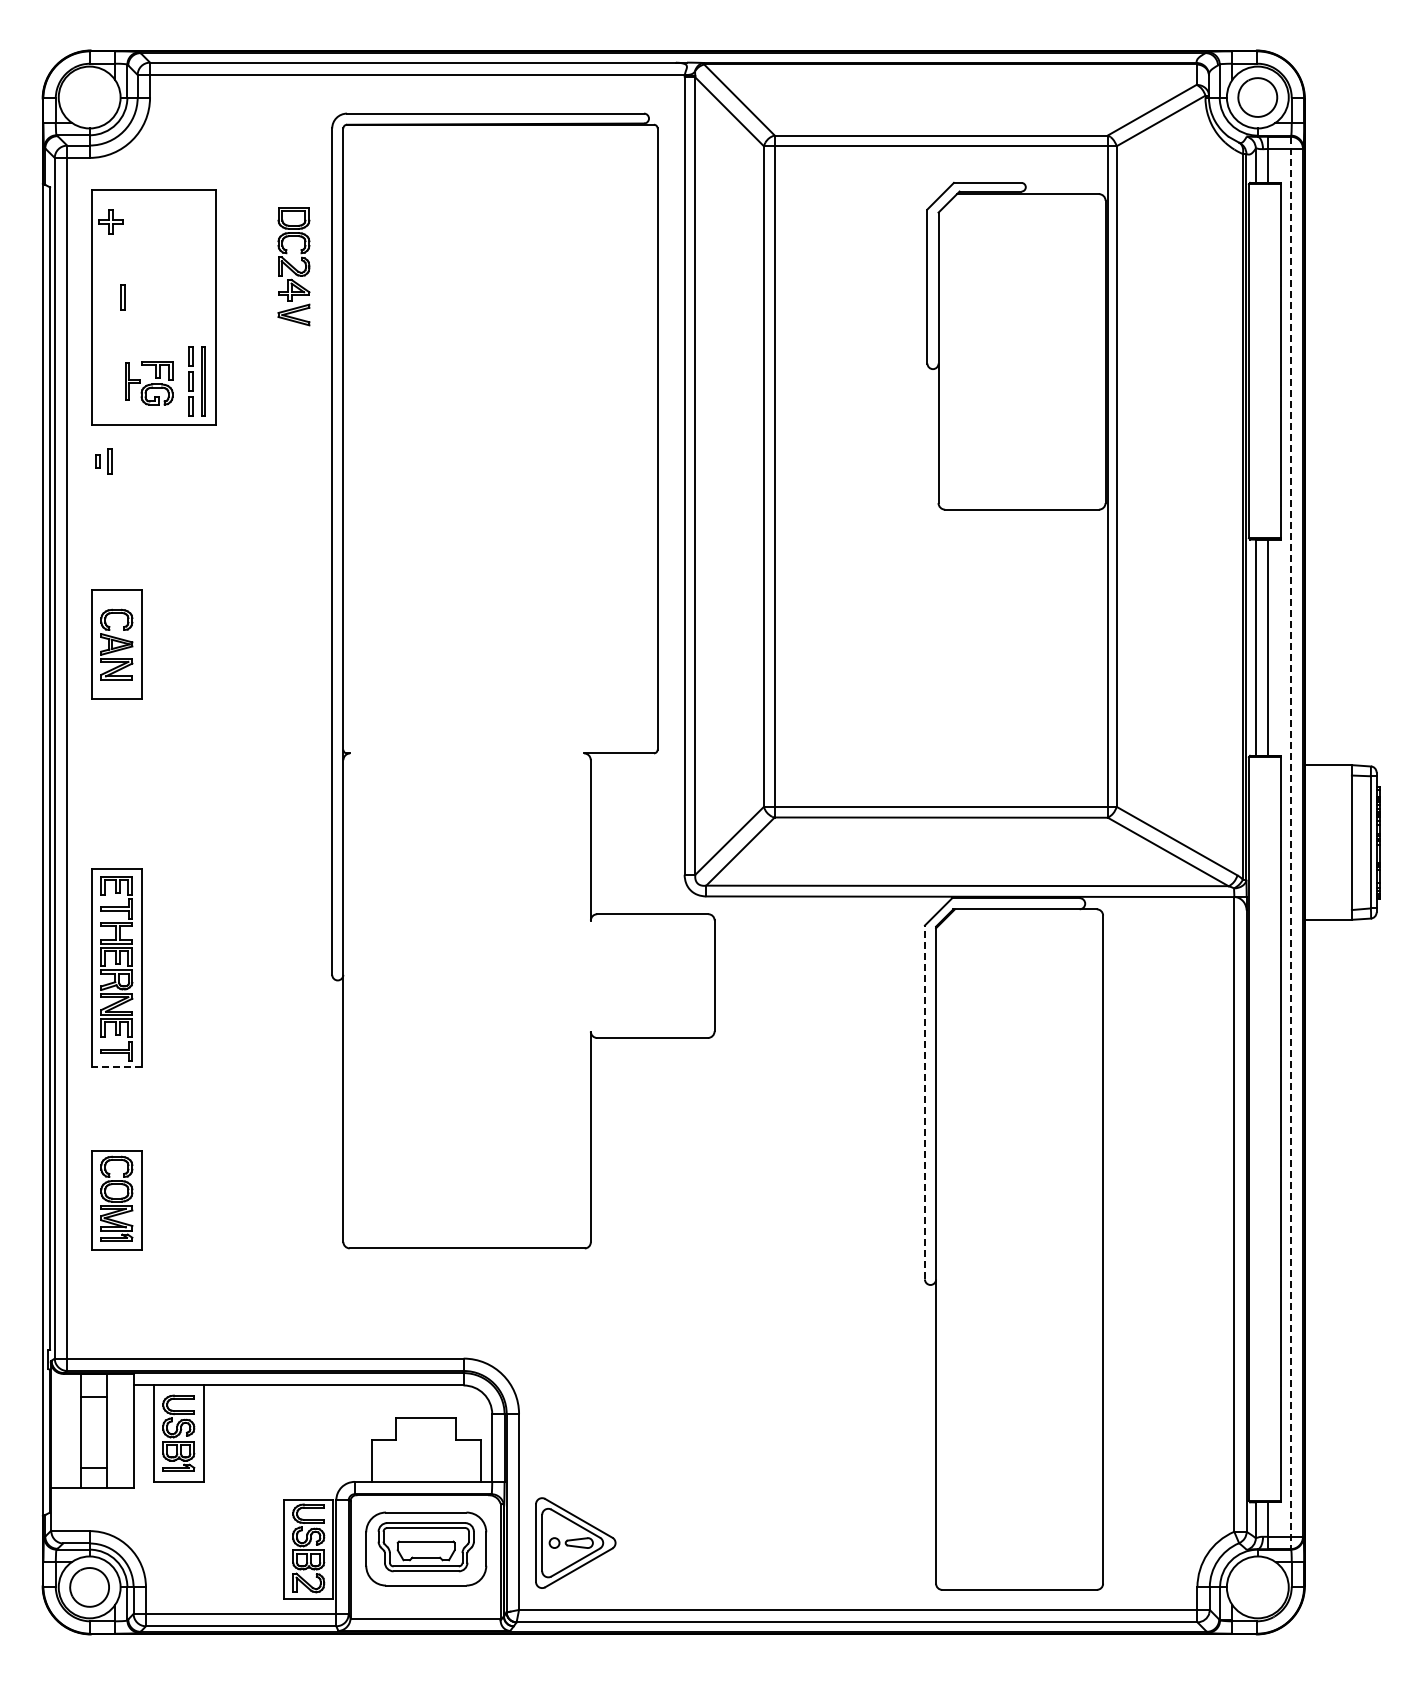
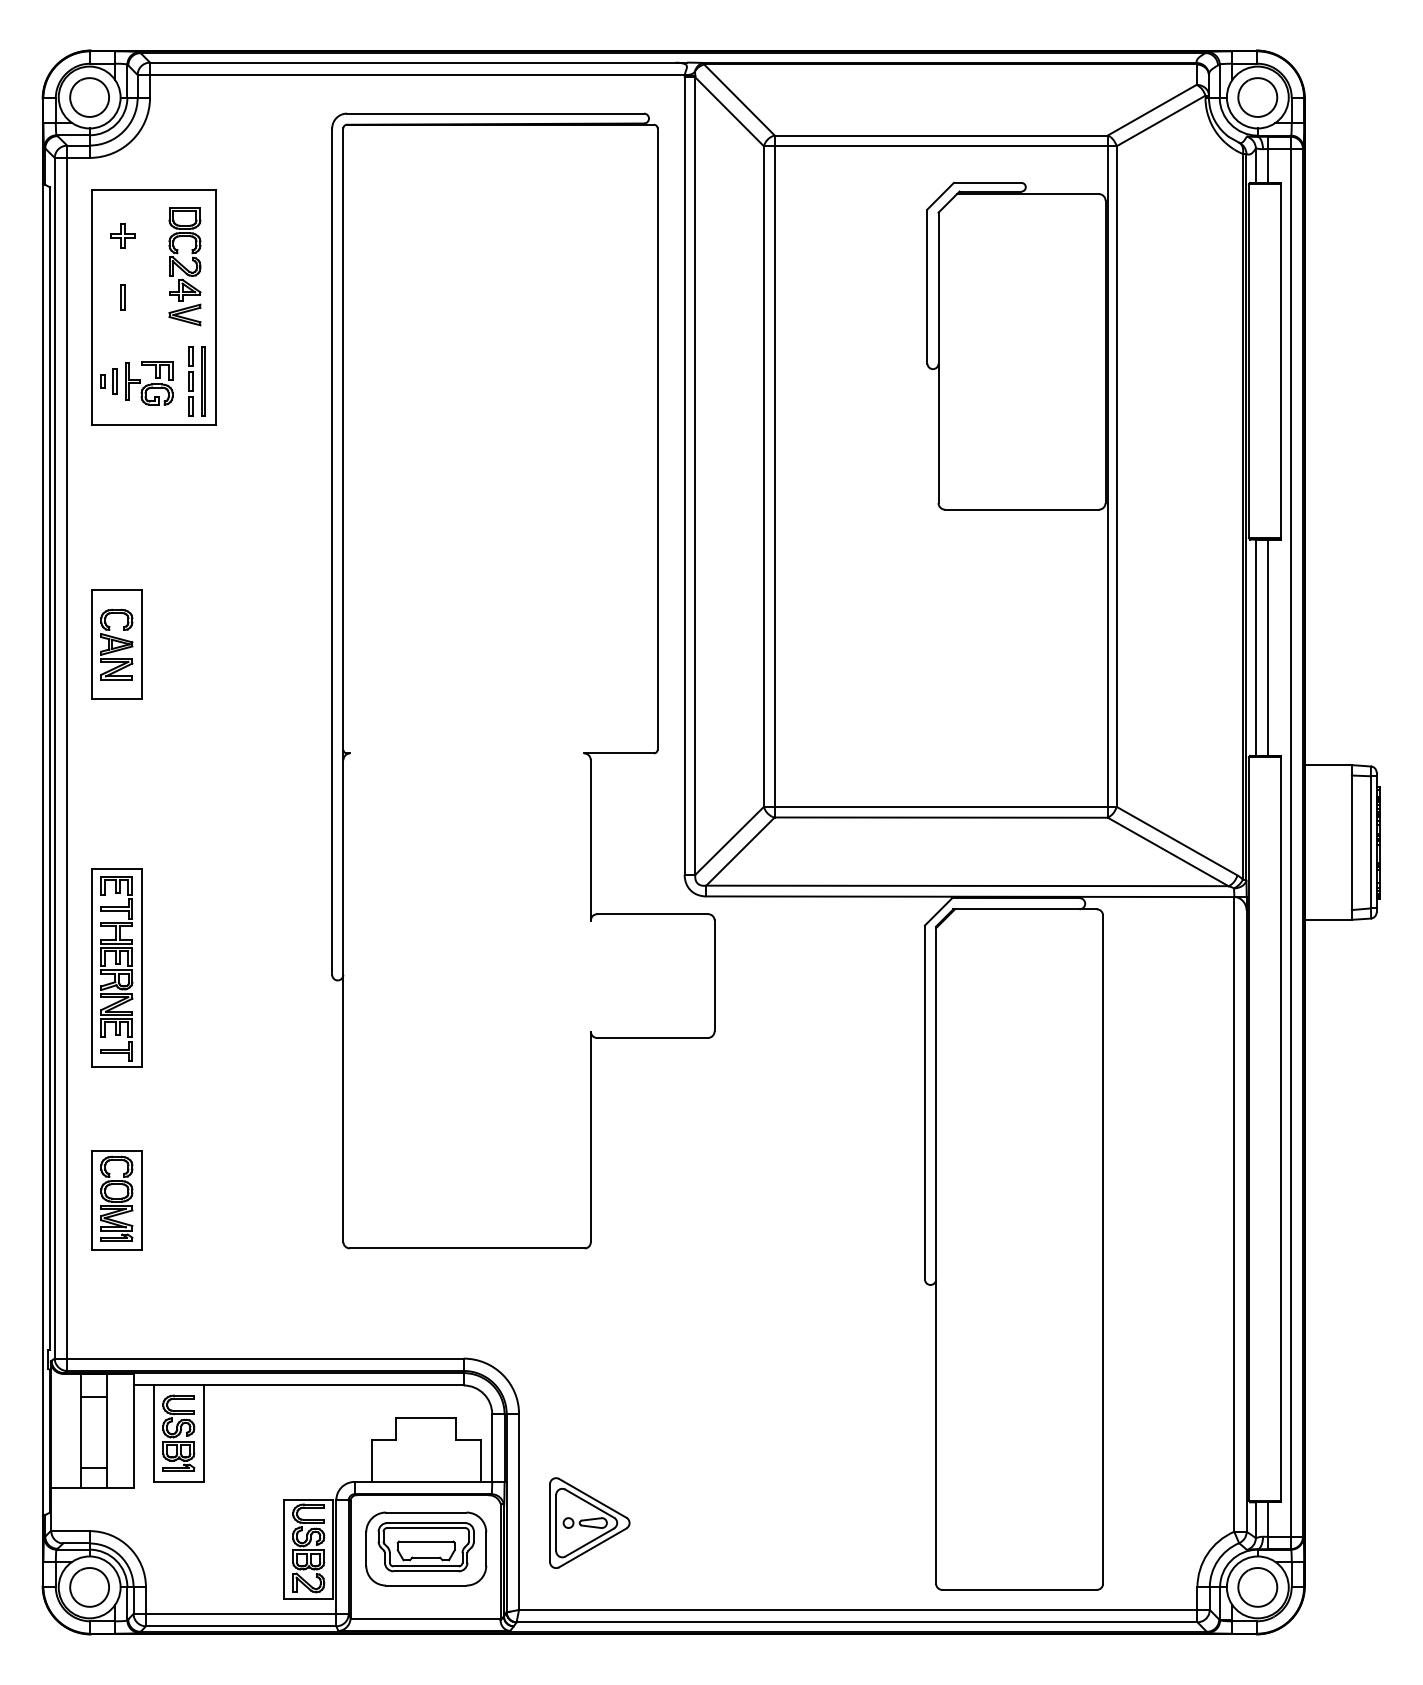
part: none -> present (89, 97)
part position: (110, 221) -> (122, 235) (122, 235)
part position: (293, 266) -> (184, 266) (184, 266)
part position: (103, 461) -> (108, 381) (108, 381)
line: dashed -> solid (1290, 843)
line: dashed -> solid (116, 1067)
line: dashed -> solid (924, 1102)
part position: (575, 1542) -> (589, 1522) (589, 1522)
part: none -> present (1257, 1587)
